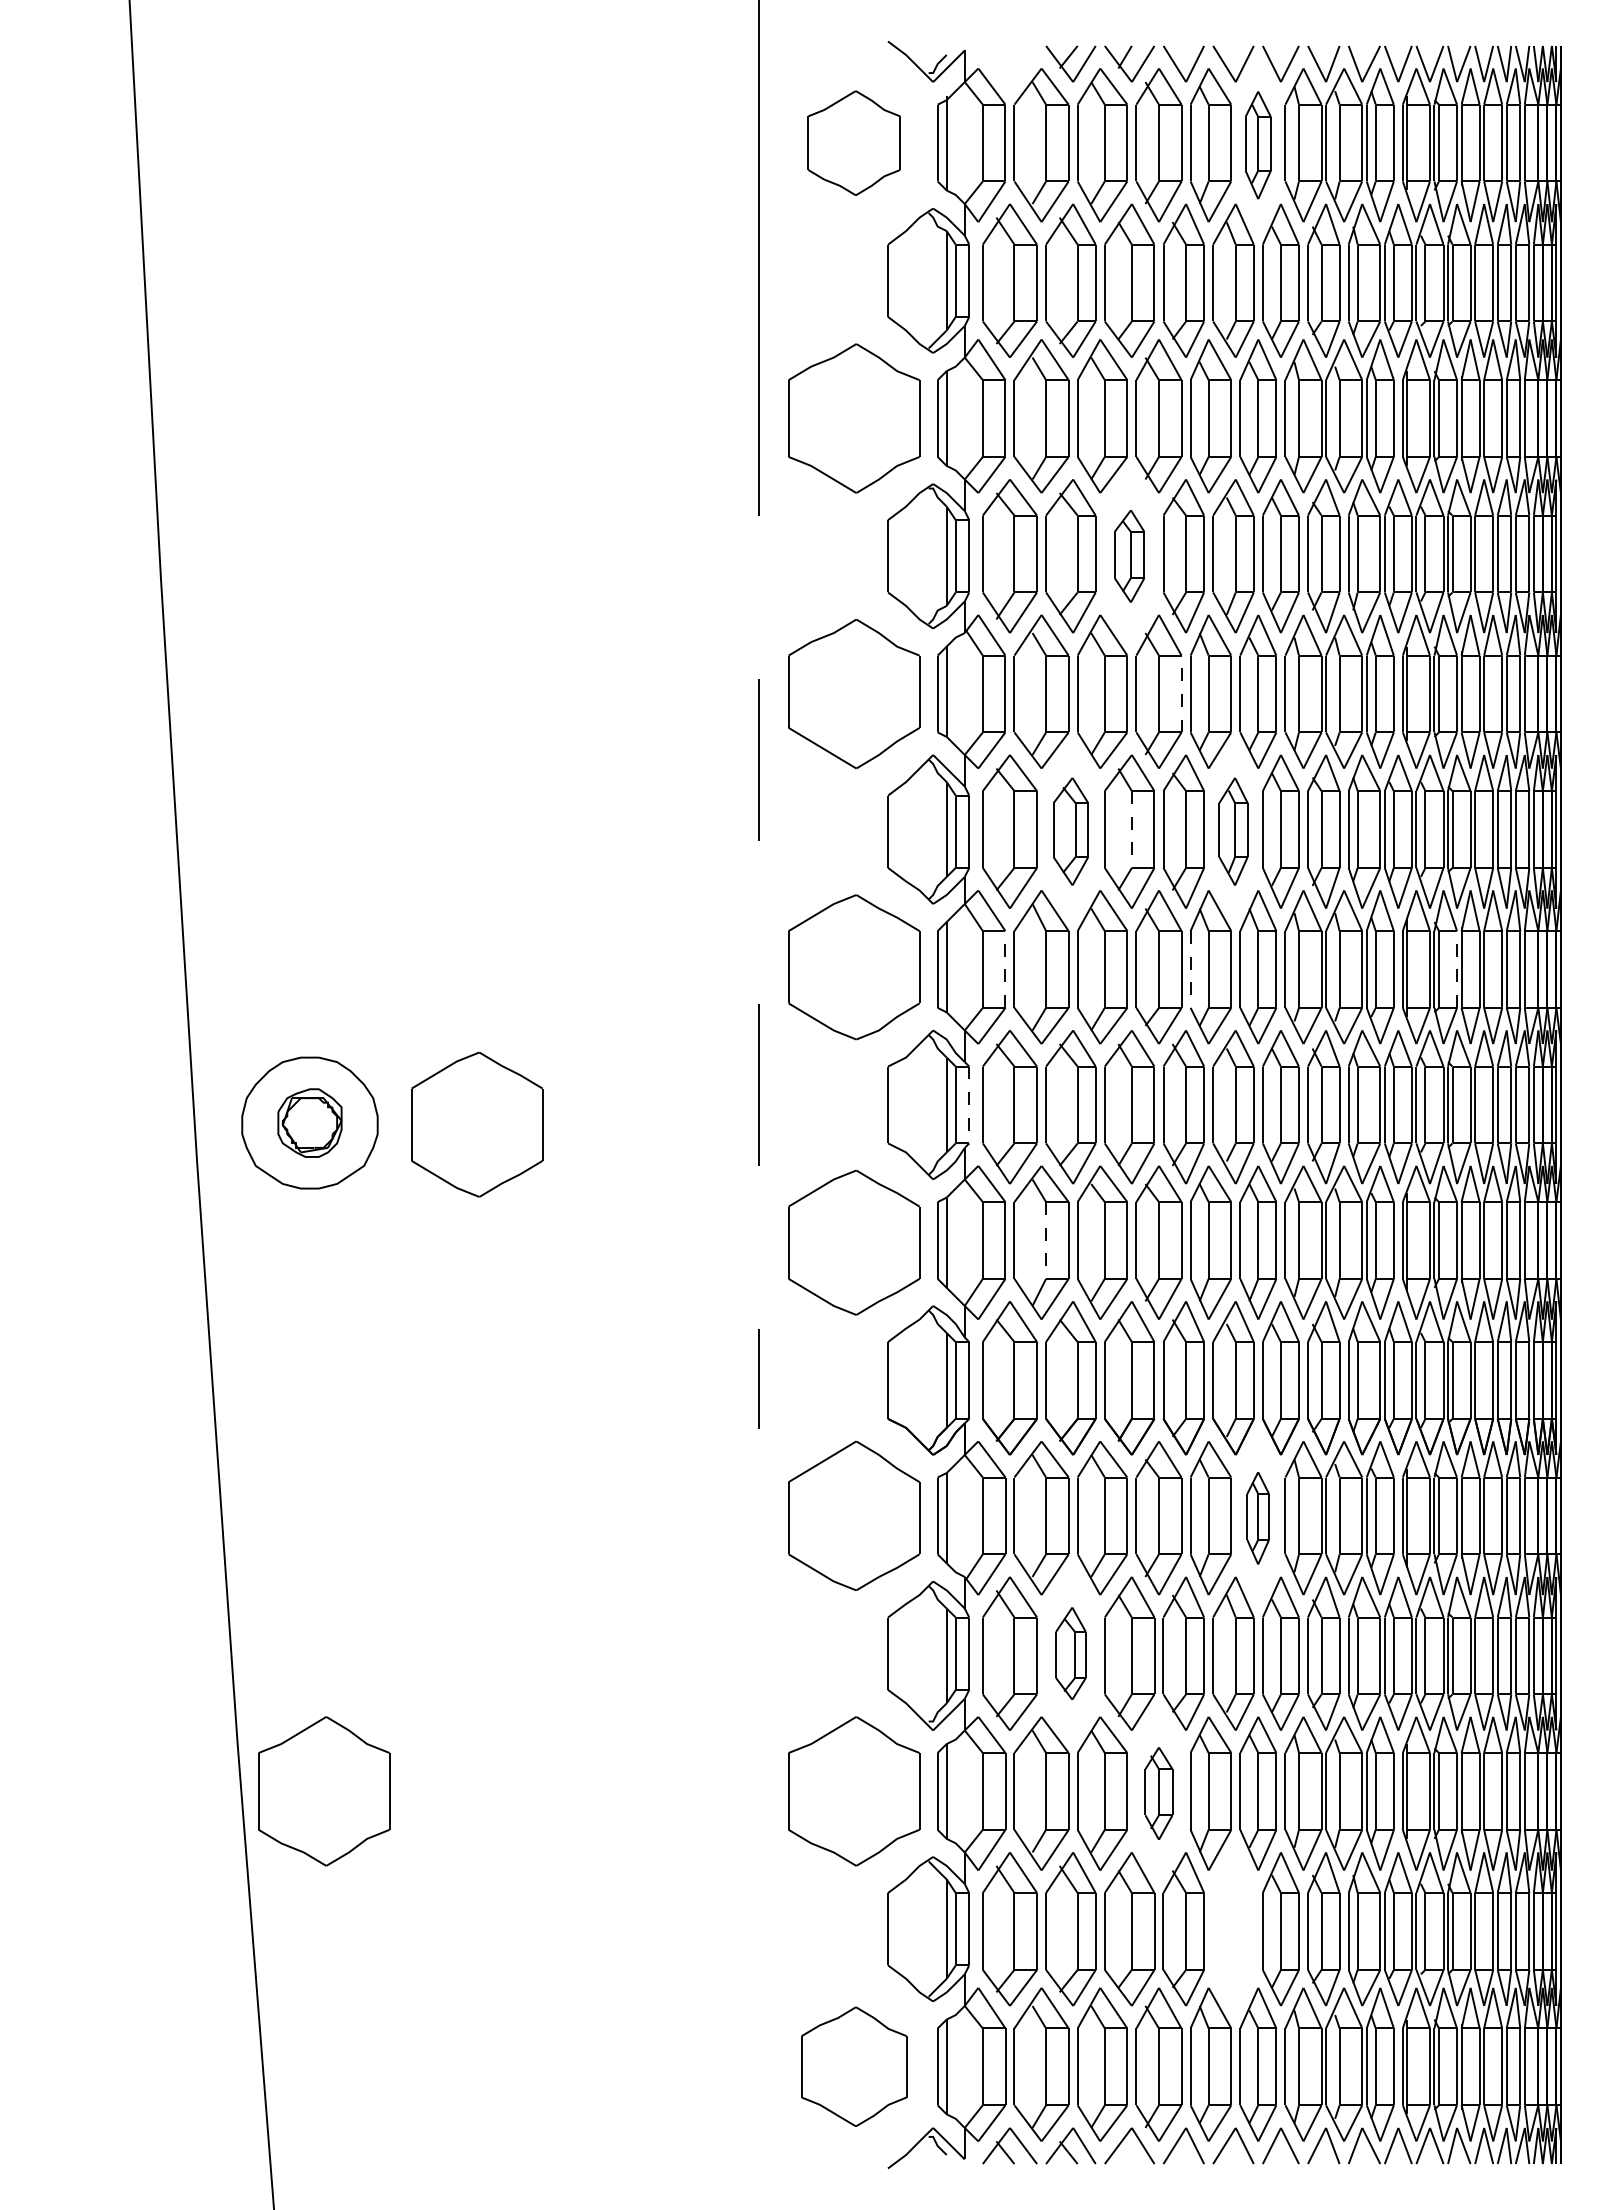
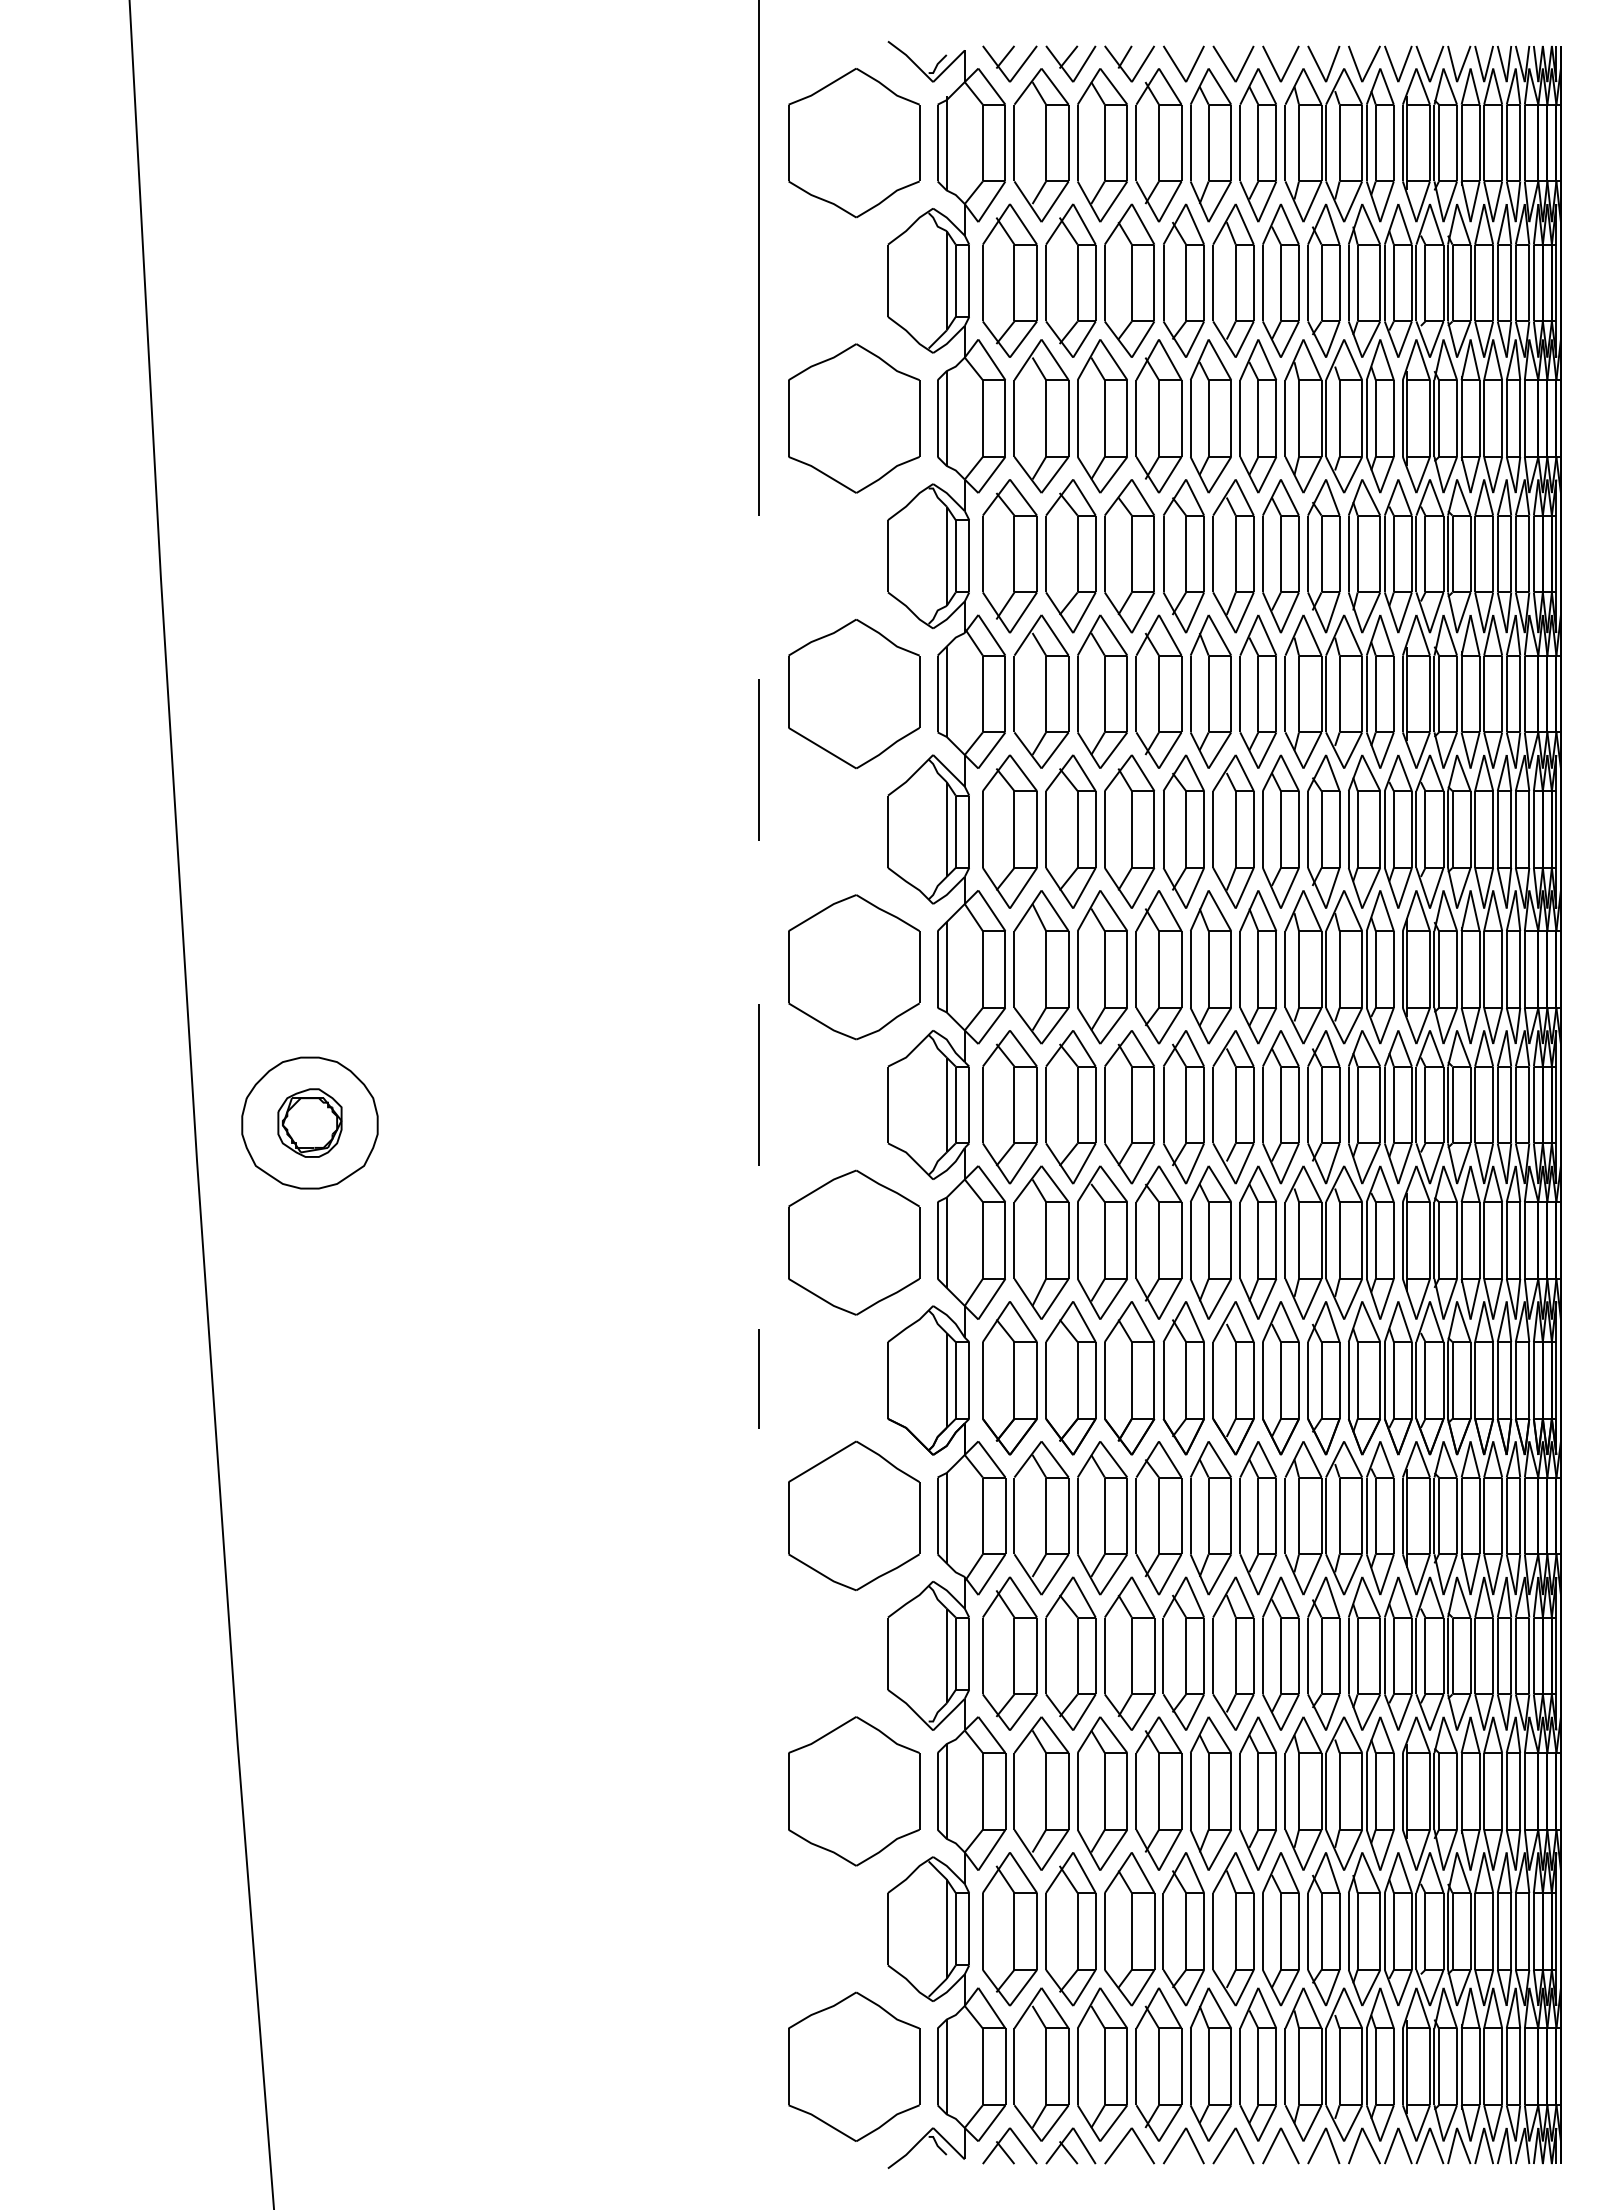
part: none -> present (1009, 63)
part size: 94x106 px -> 133x151 px (854, 143)
part size: 27x109 px -> 38x155 px (1257, 145)
part size: 32x93 px -> 51x155 px (1129, 556)
line: dashed -> solid (1181, 693)
line: dashed -> solid (1131, 830)
part size: 36x109 px -> 52x155 px (1070, 831)
part size: 31x109 px -> 43x155 px (1233, 831)
line: dashed -> solid (1005, 969)
line: dashed -> solid (1457, 969)
line: dashed -> solid (1190, 970)
line: dashed -> solid (969, 1105)
part: present -> none (477, 1124)
line: dashed -> solid (1046, 1240)
part size: 24x93 px -> 38x155 px (1257, 1518)
part size: 32x93 px -> 52x155 px (1070, 1653)
part: present -> none (324, 1791)
part size: 30x93 px -> 48x155 px (1158, 1793)
part: none -> present (1233, 1929)
part size: 107x121 px -> 133x151 px (854, 2066)
